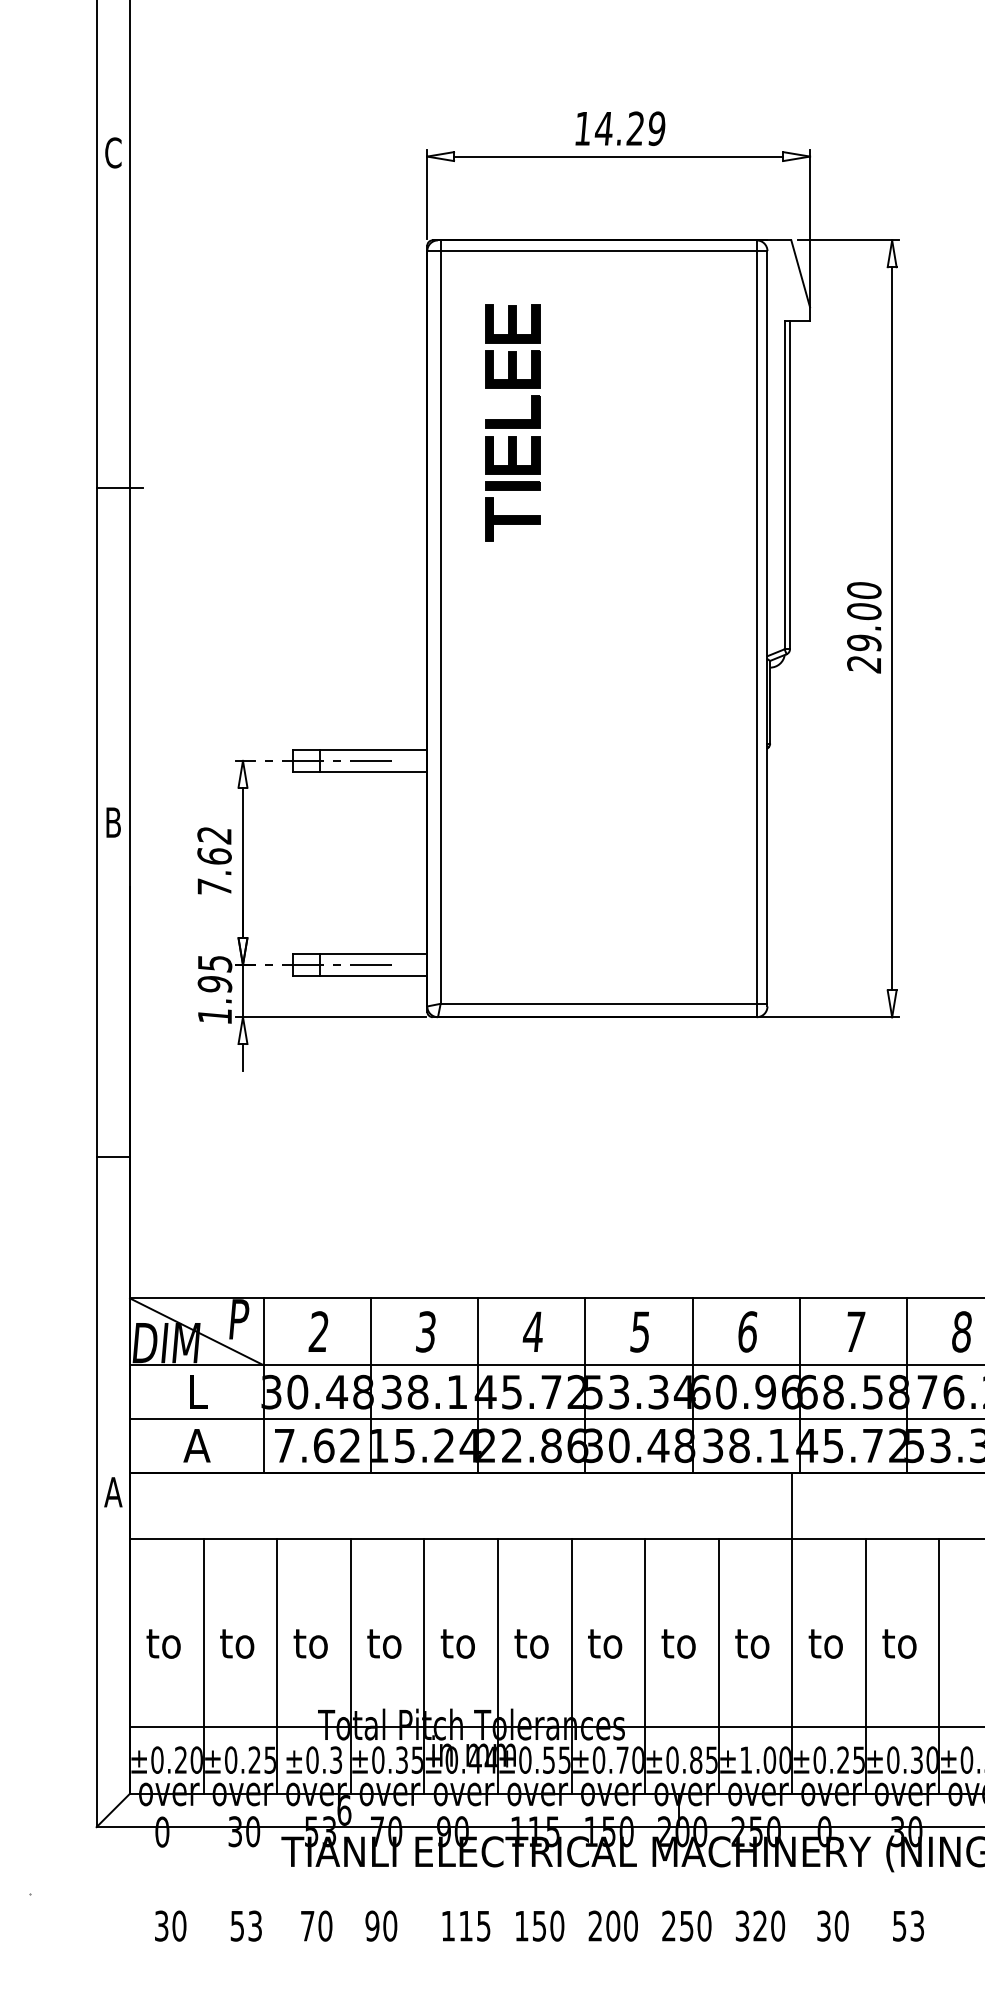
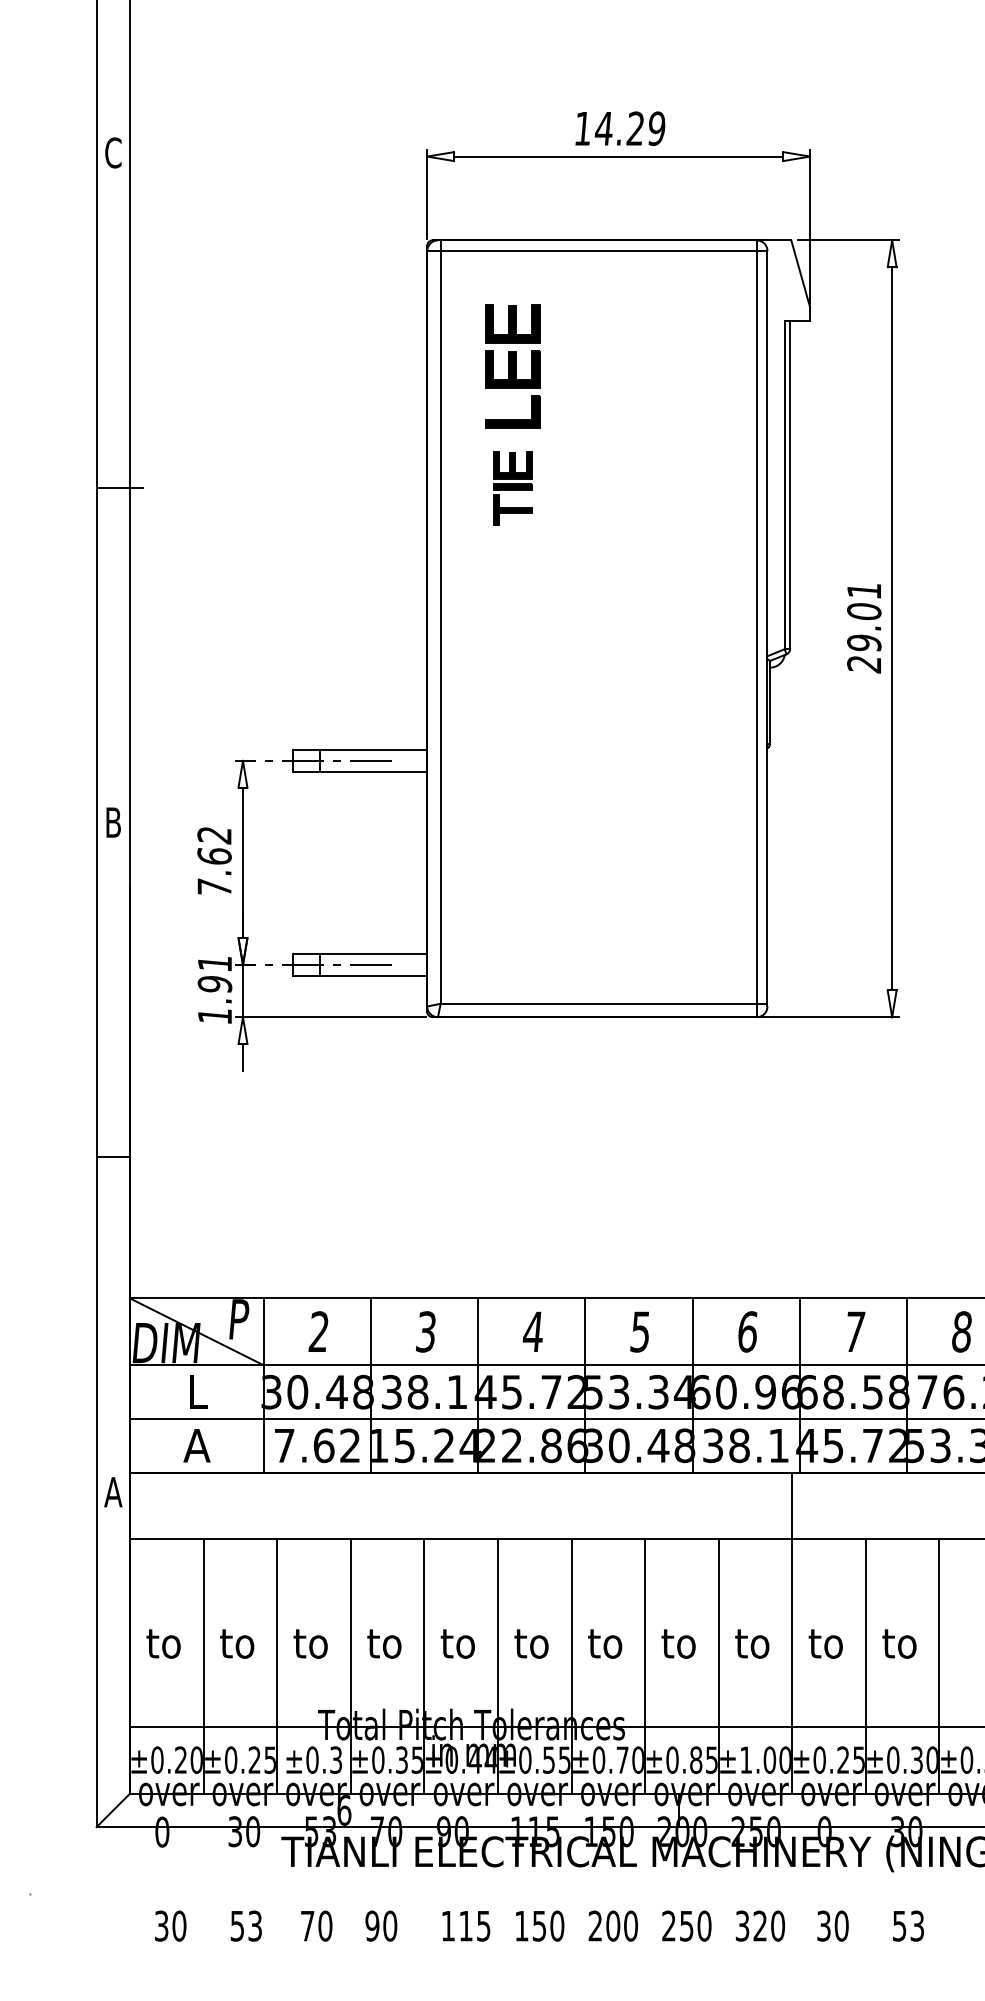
part size: 56x106 px -> 40x75 px (512, 488)
text: 29.00 -> 29.01 (864, 590)
text: 1.95 -> 1.91 (215, 964)
